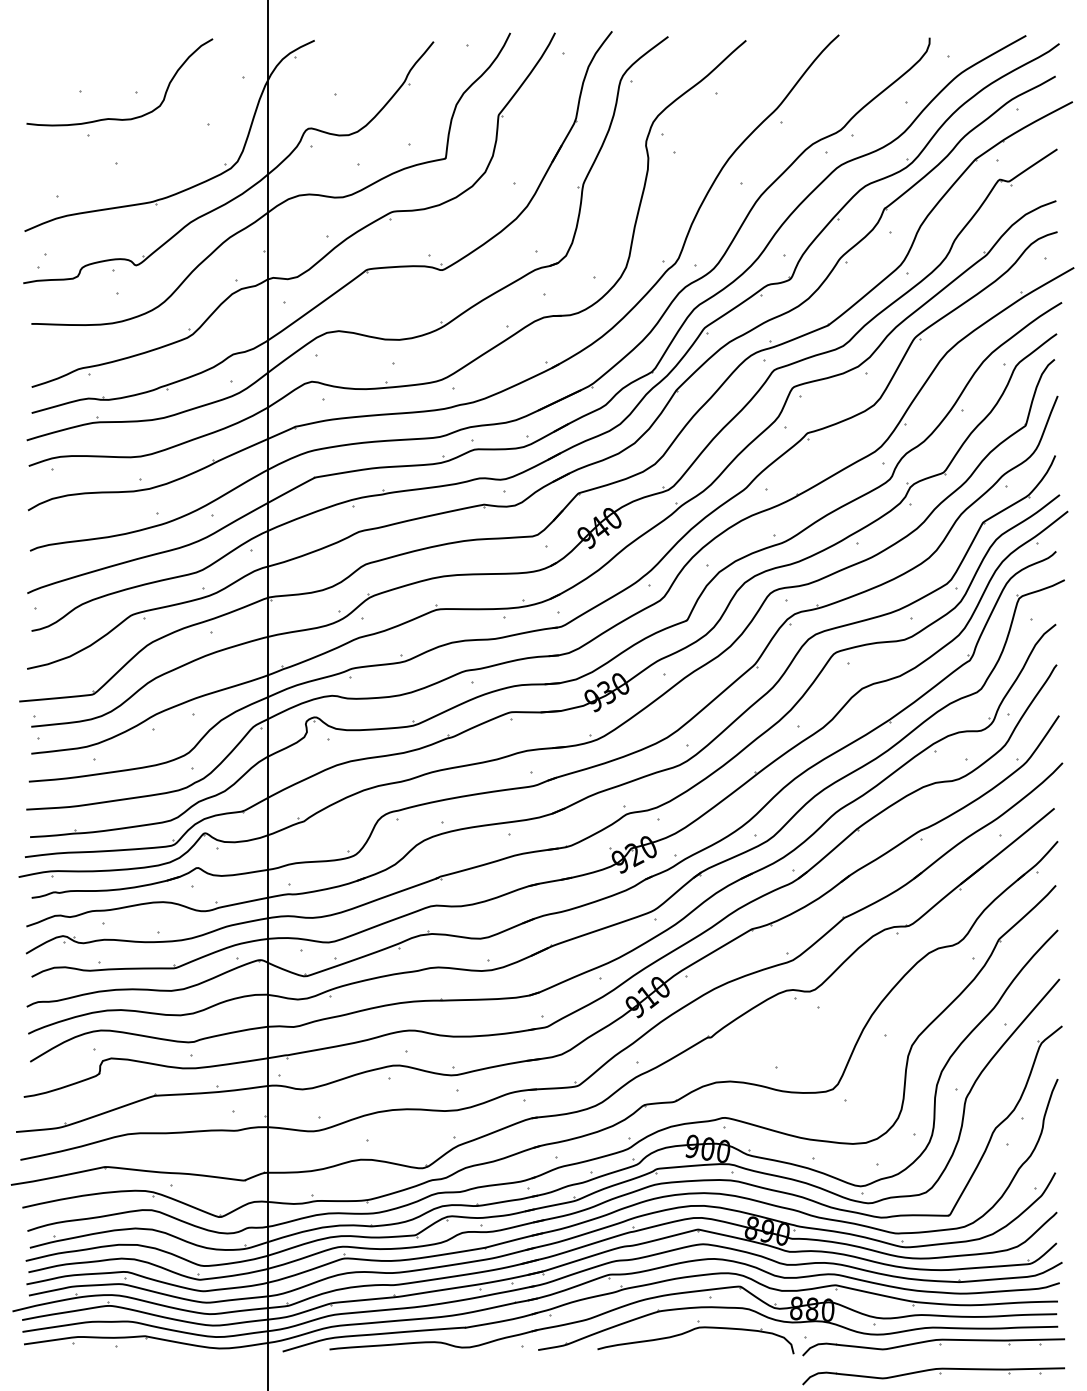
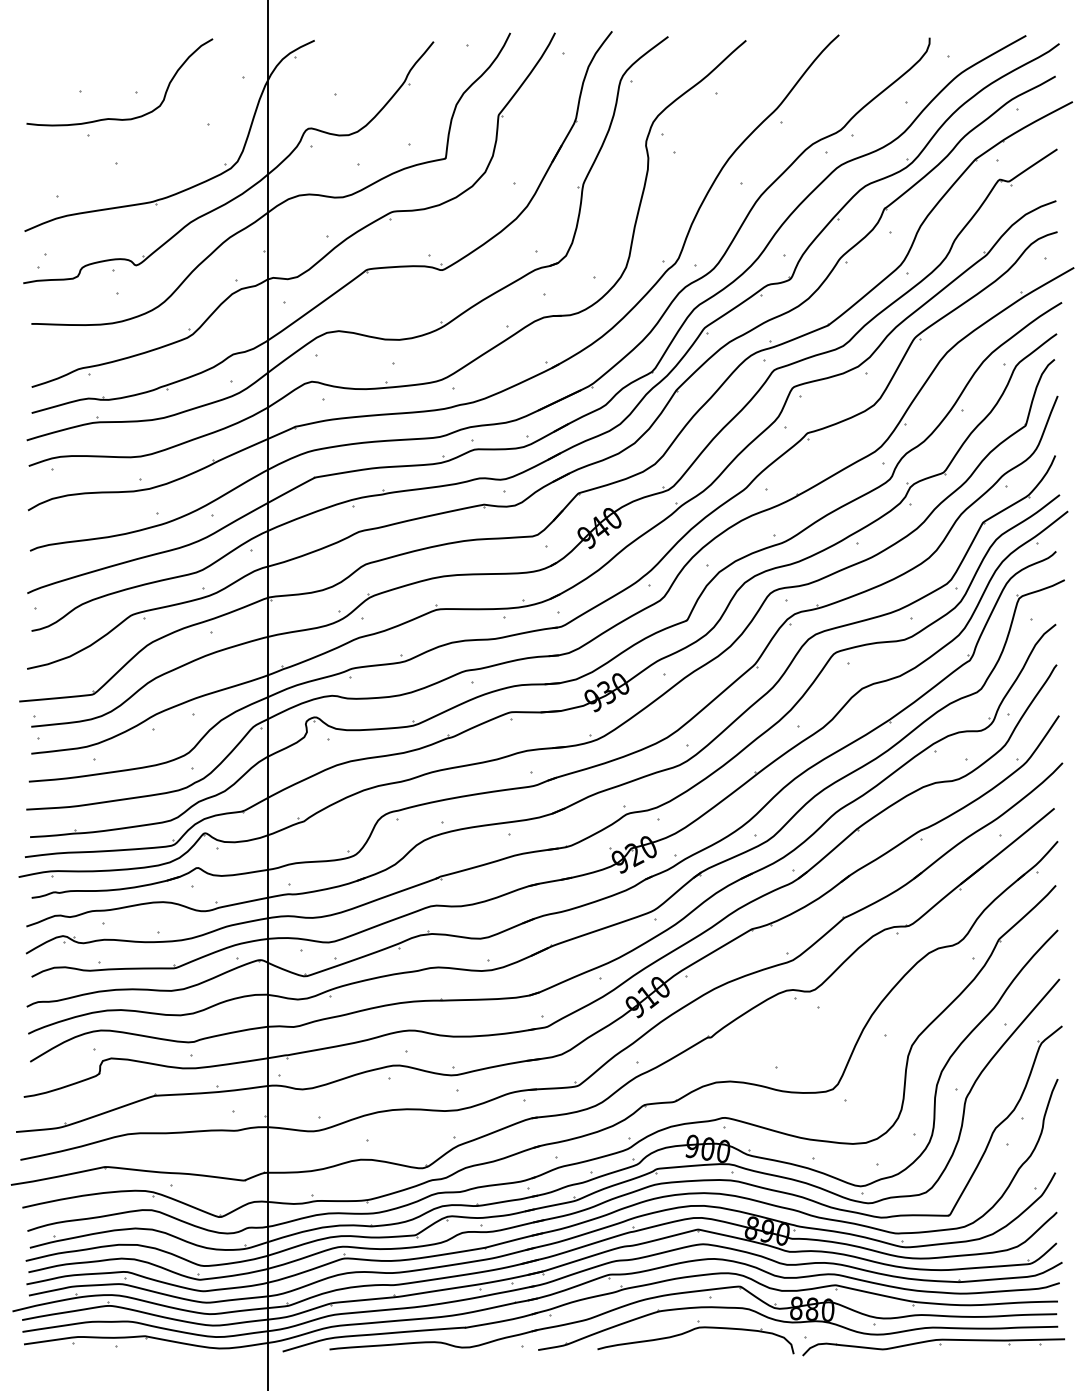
part: present -> none (933, 1376)
